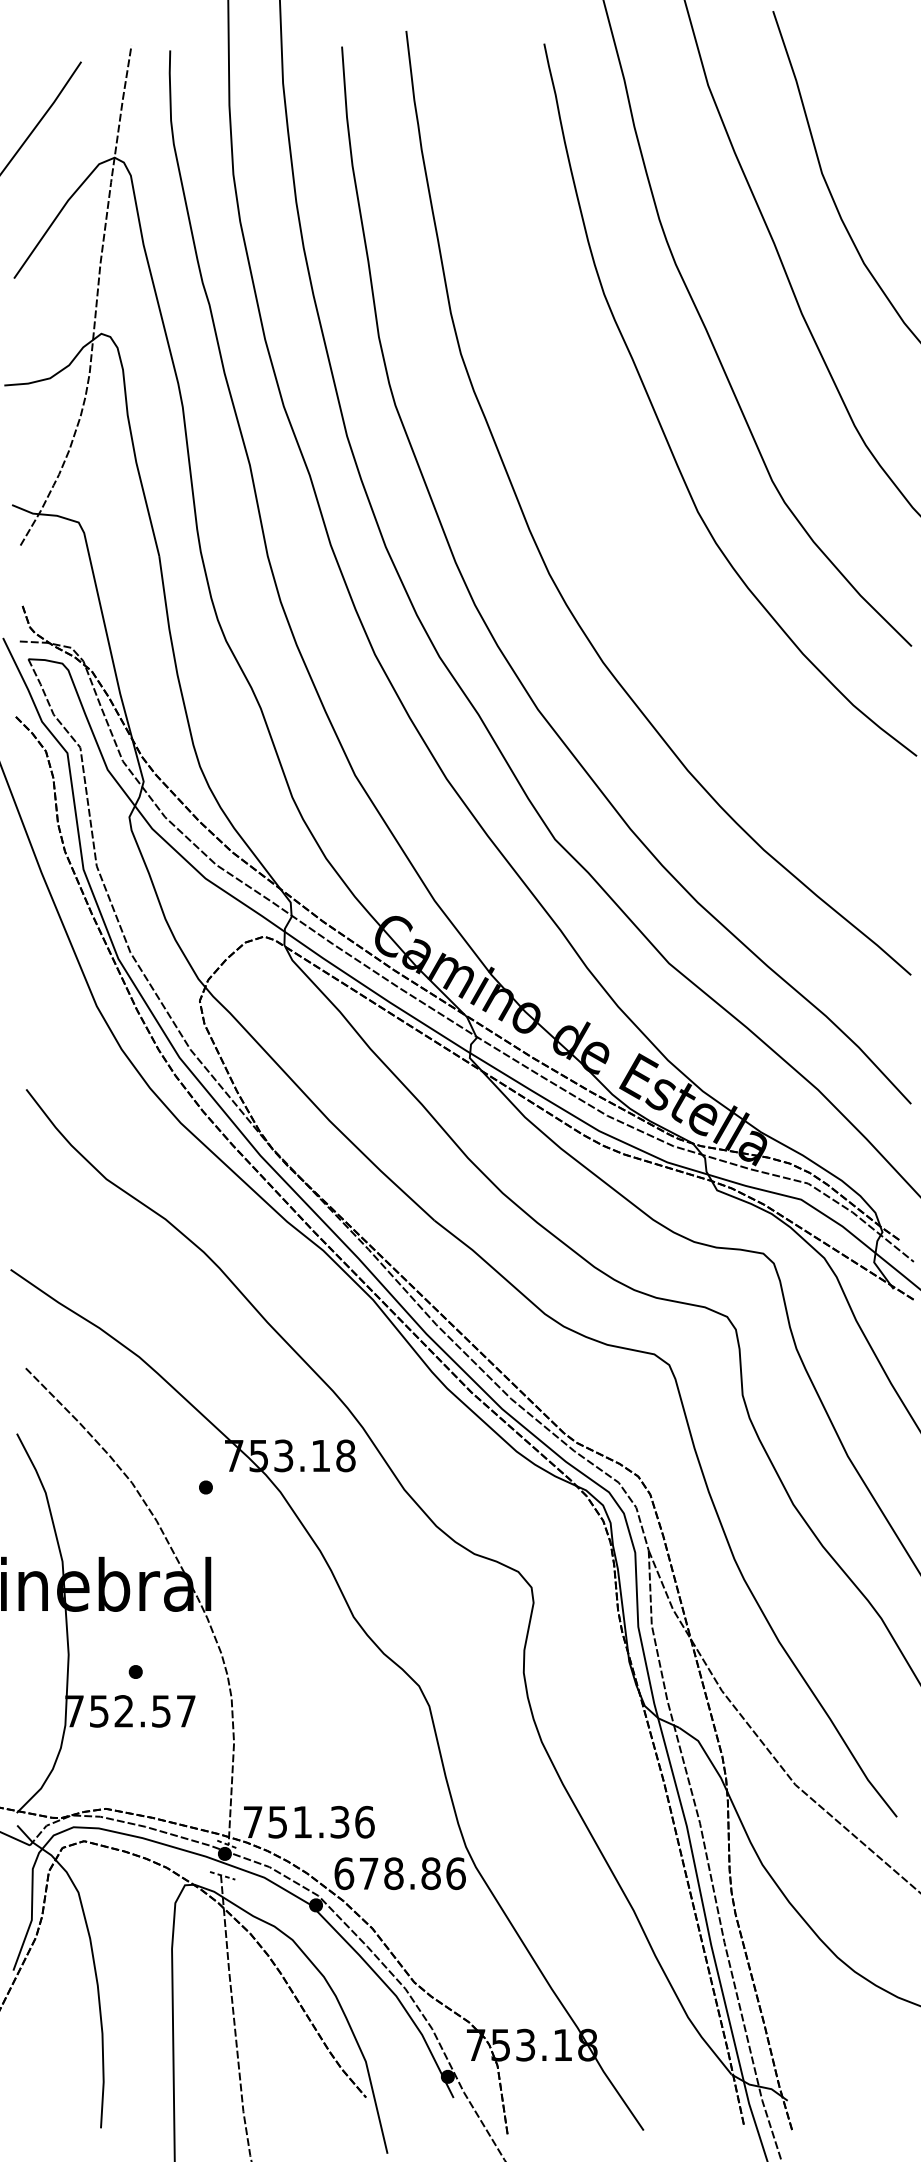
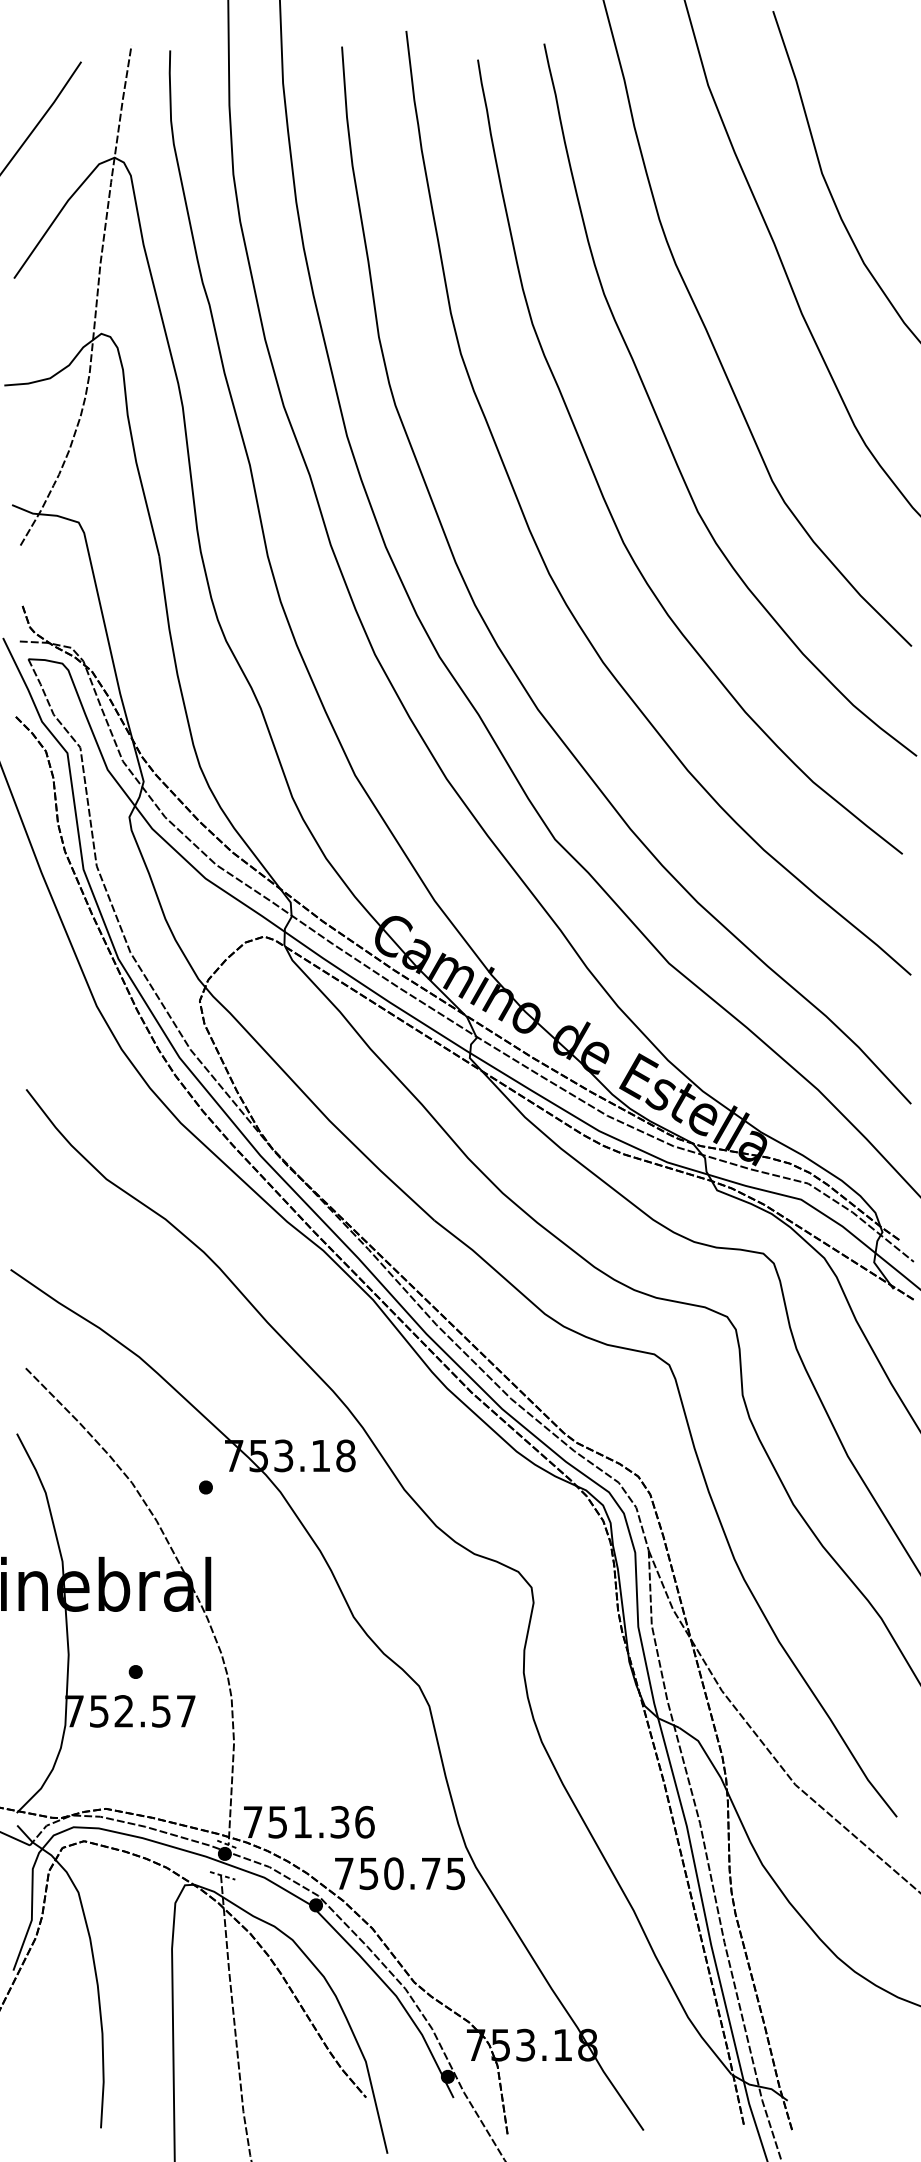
curve: none -> present (601, 489)
text: 678.86 -> 750.75 (399, 1873)
